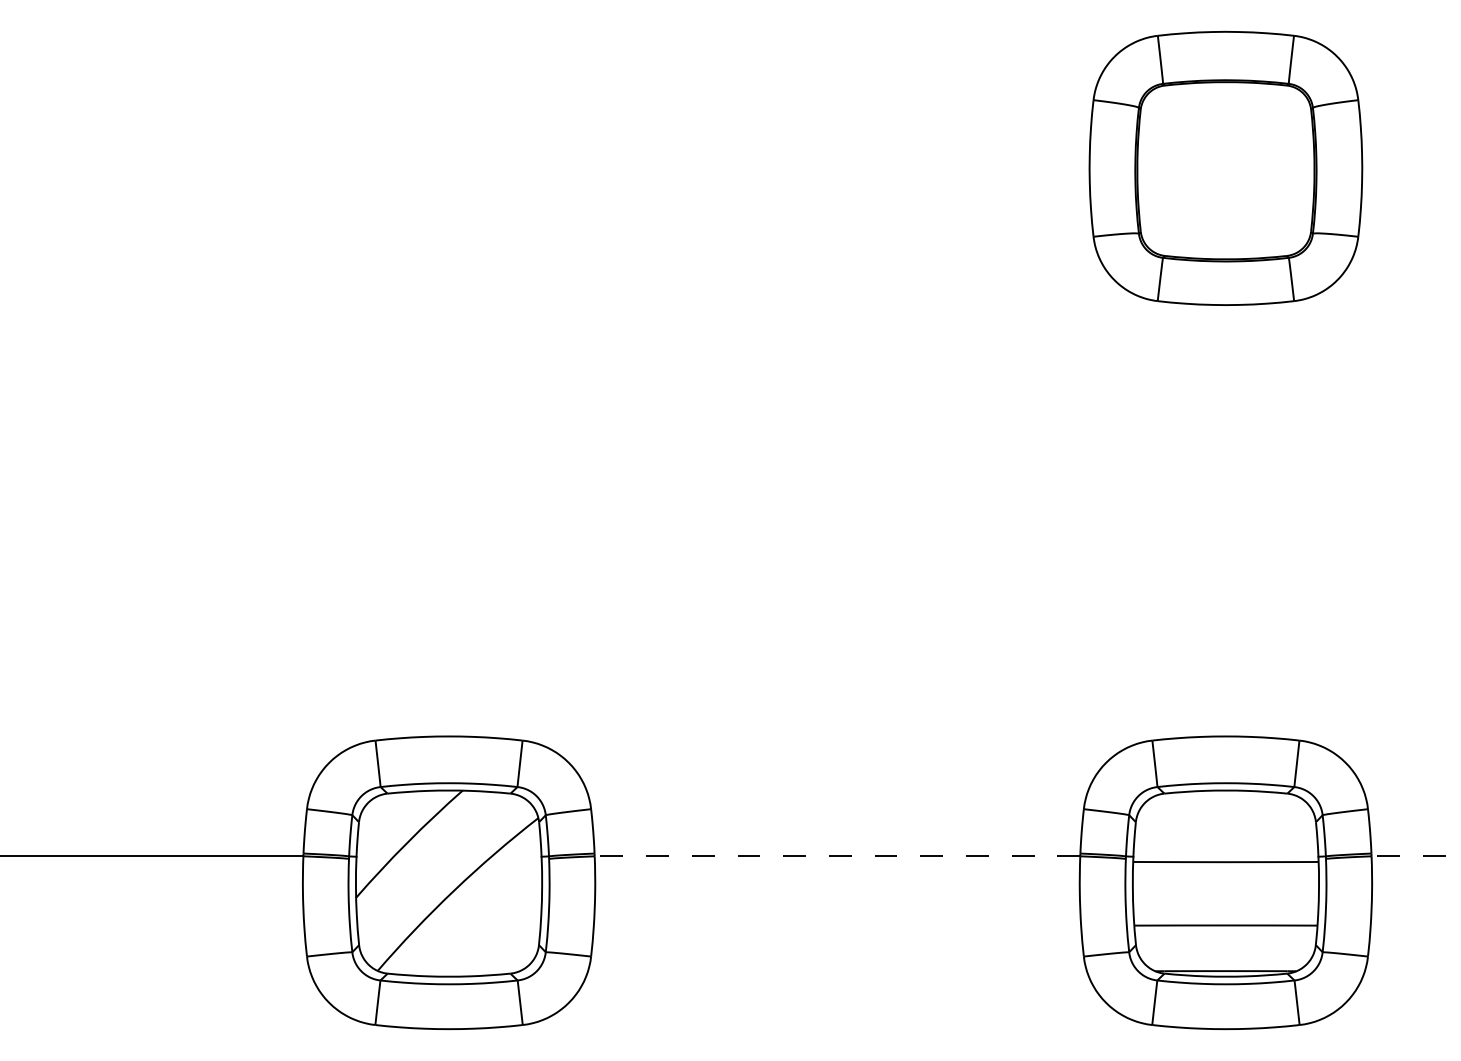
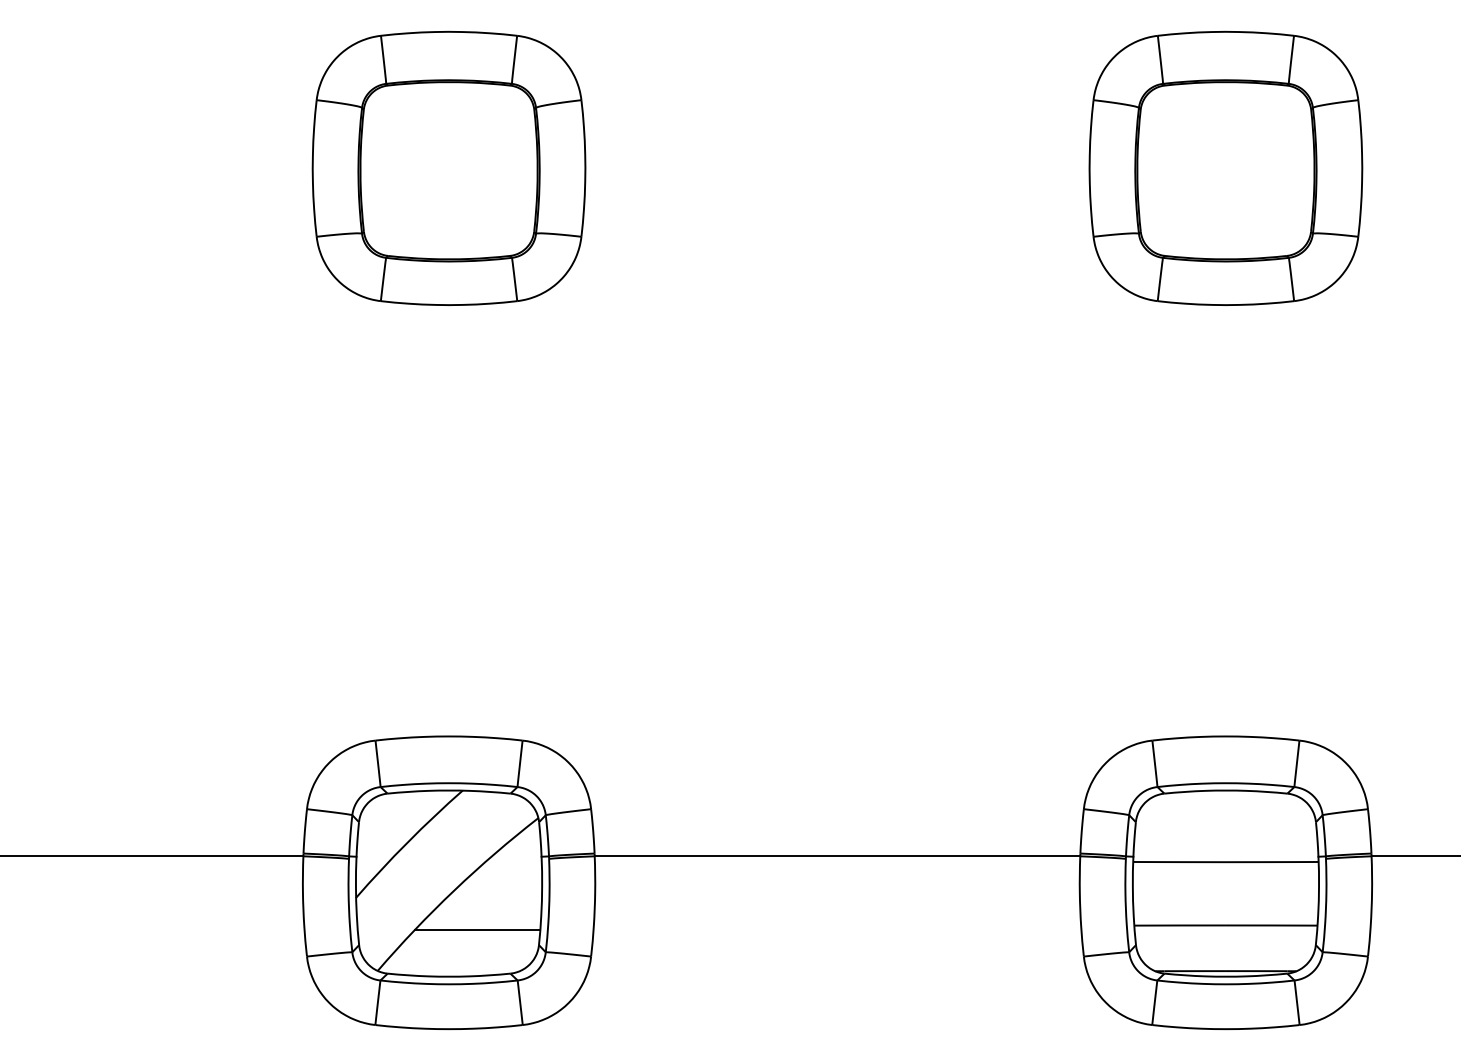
part: none -> present (448, 167)
line: dashed -> solid (837, 856)
line: dashed -> solid (1415, 856)
line: none -> present (477, 930)
